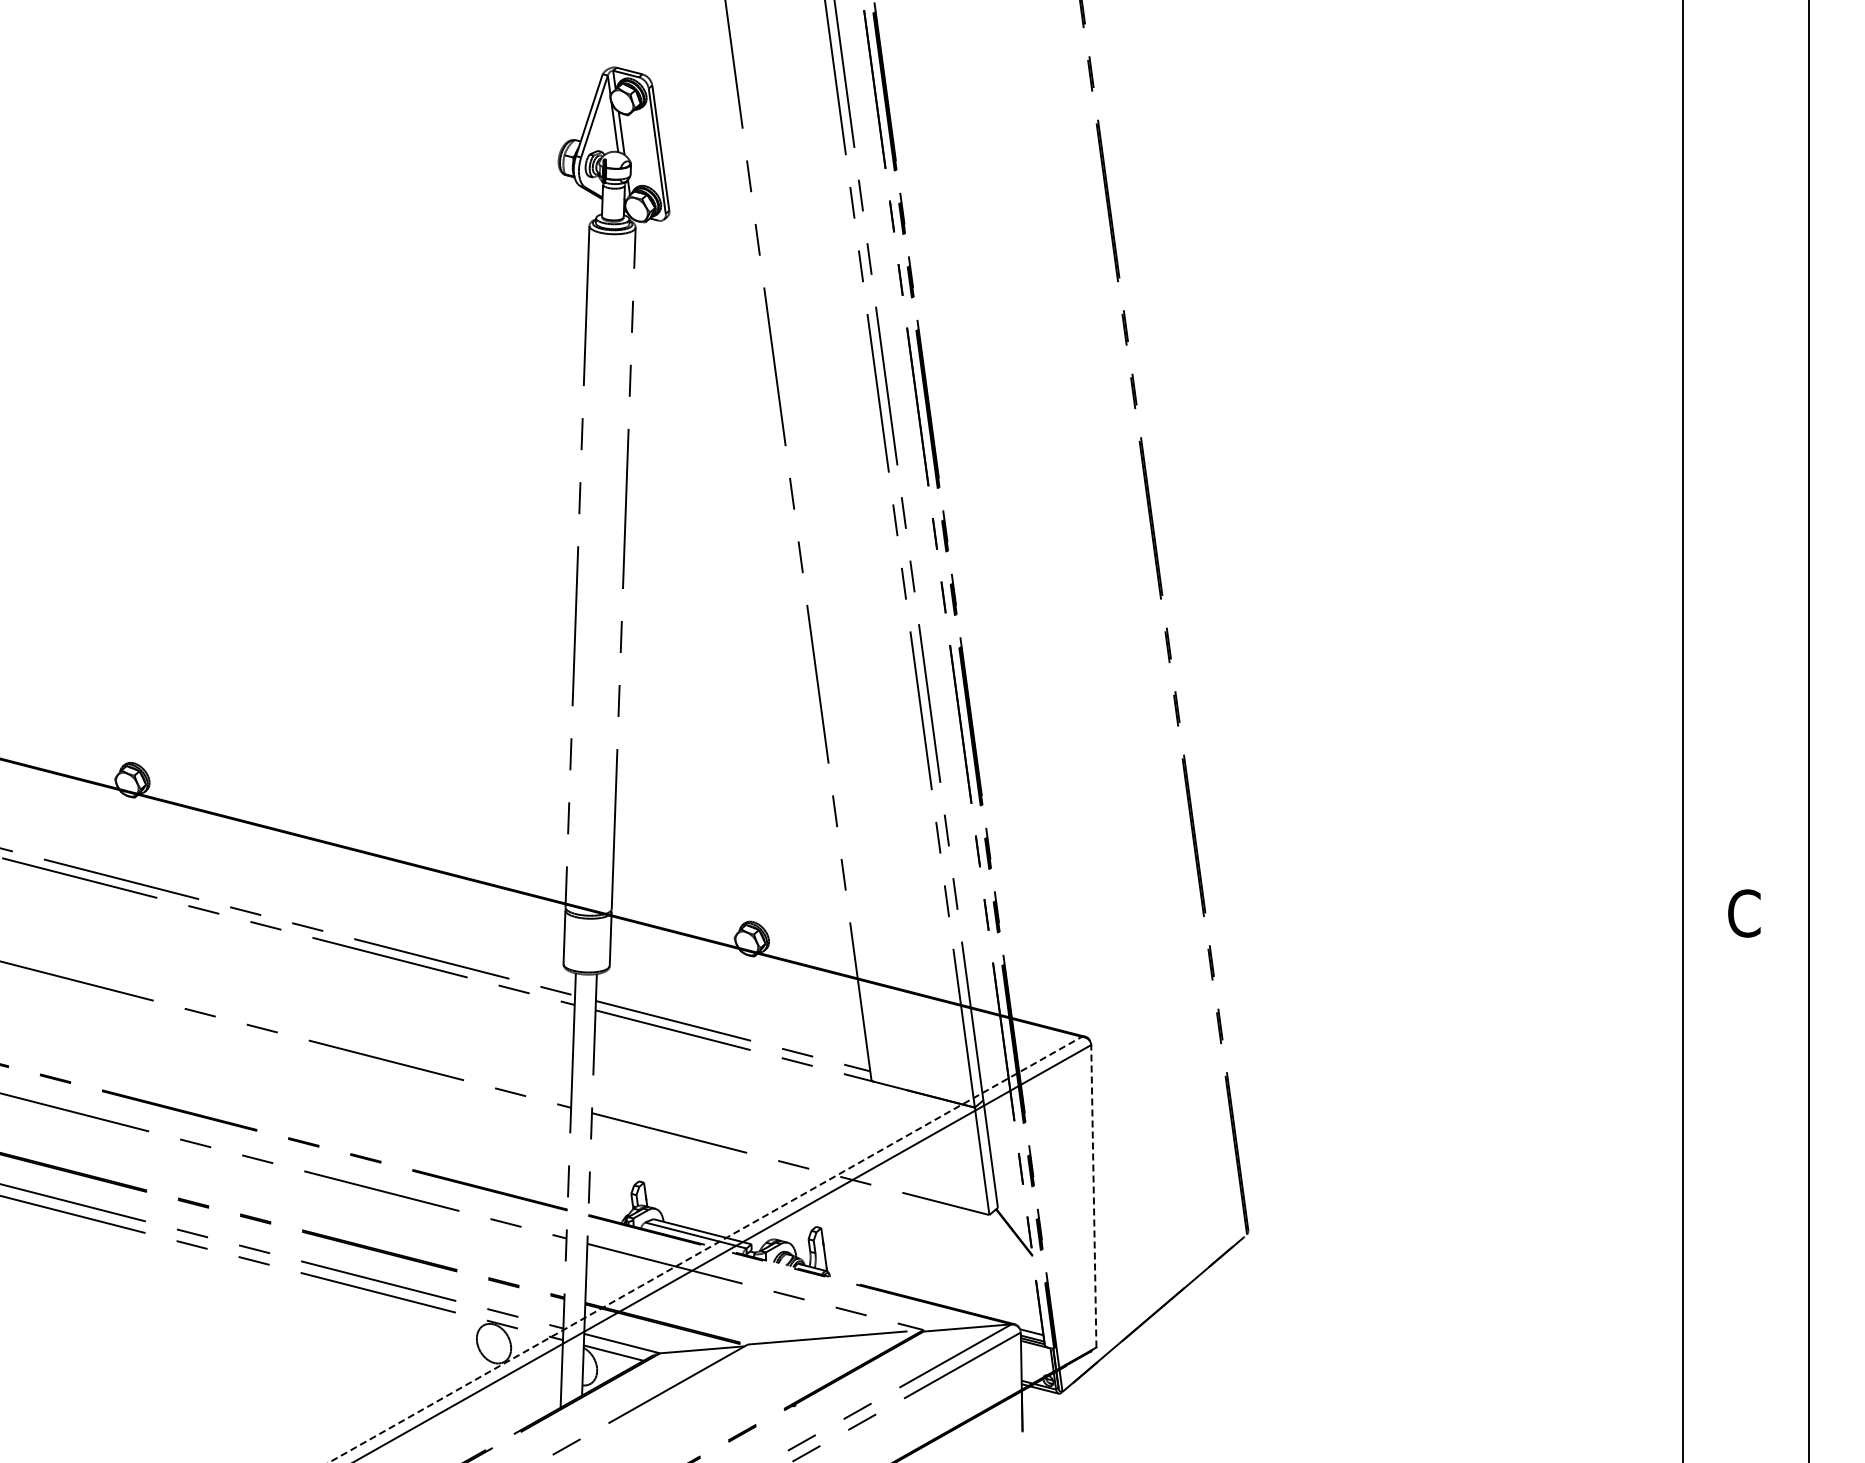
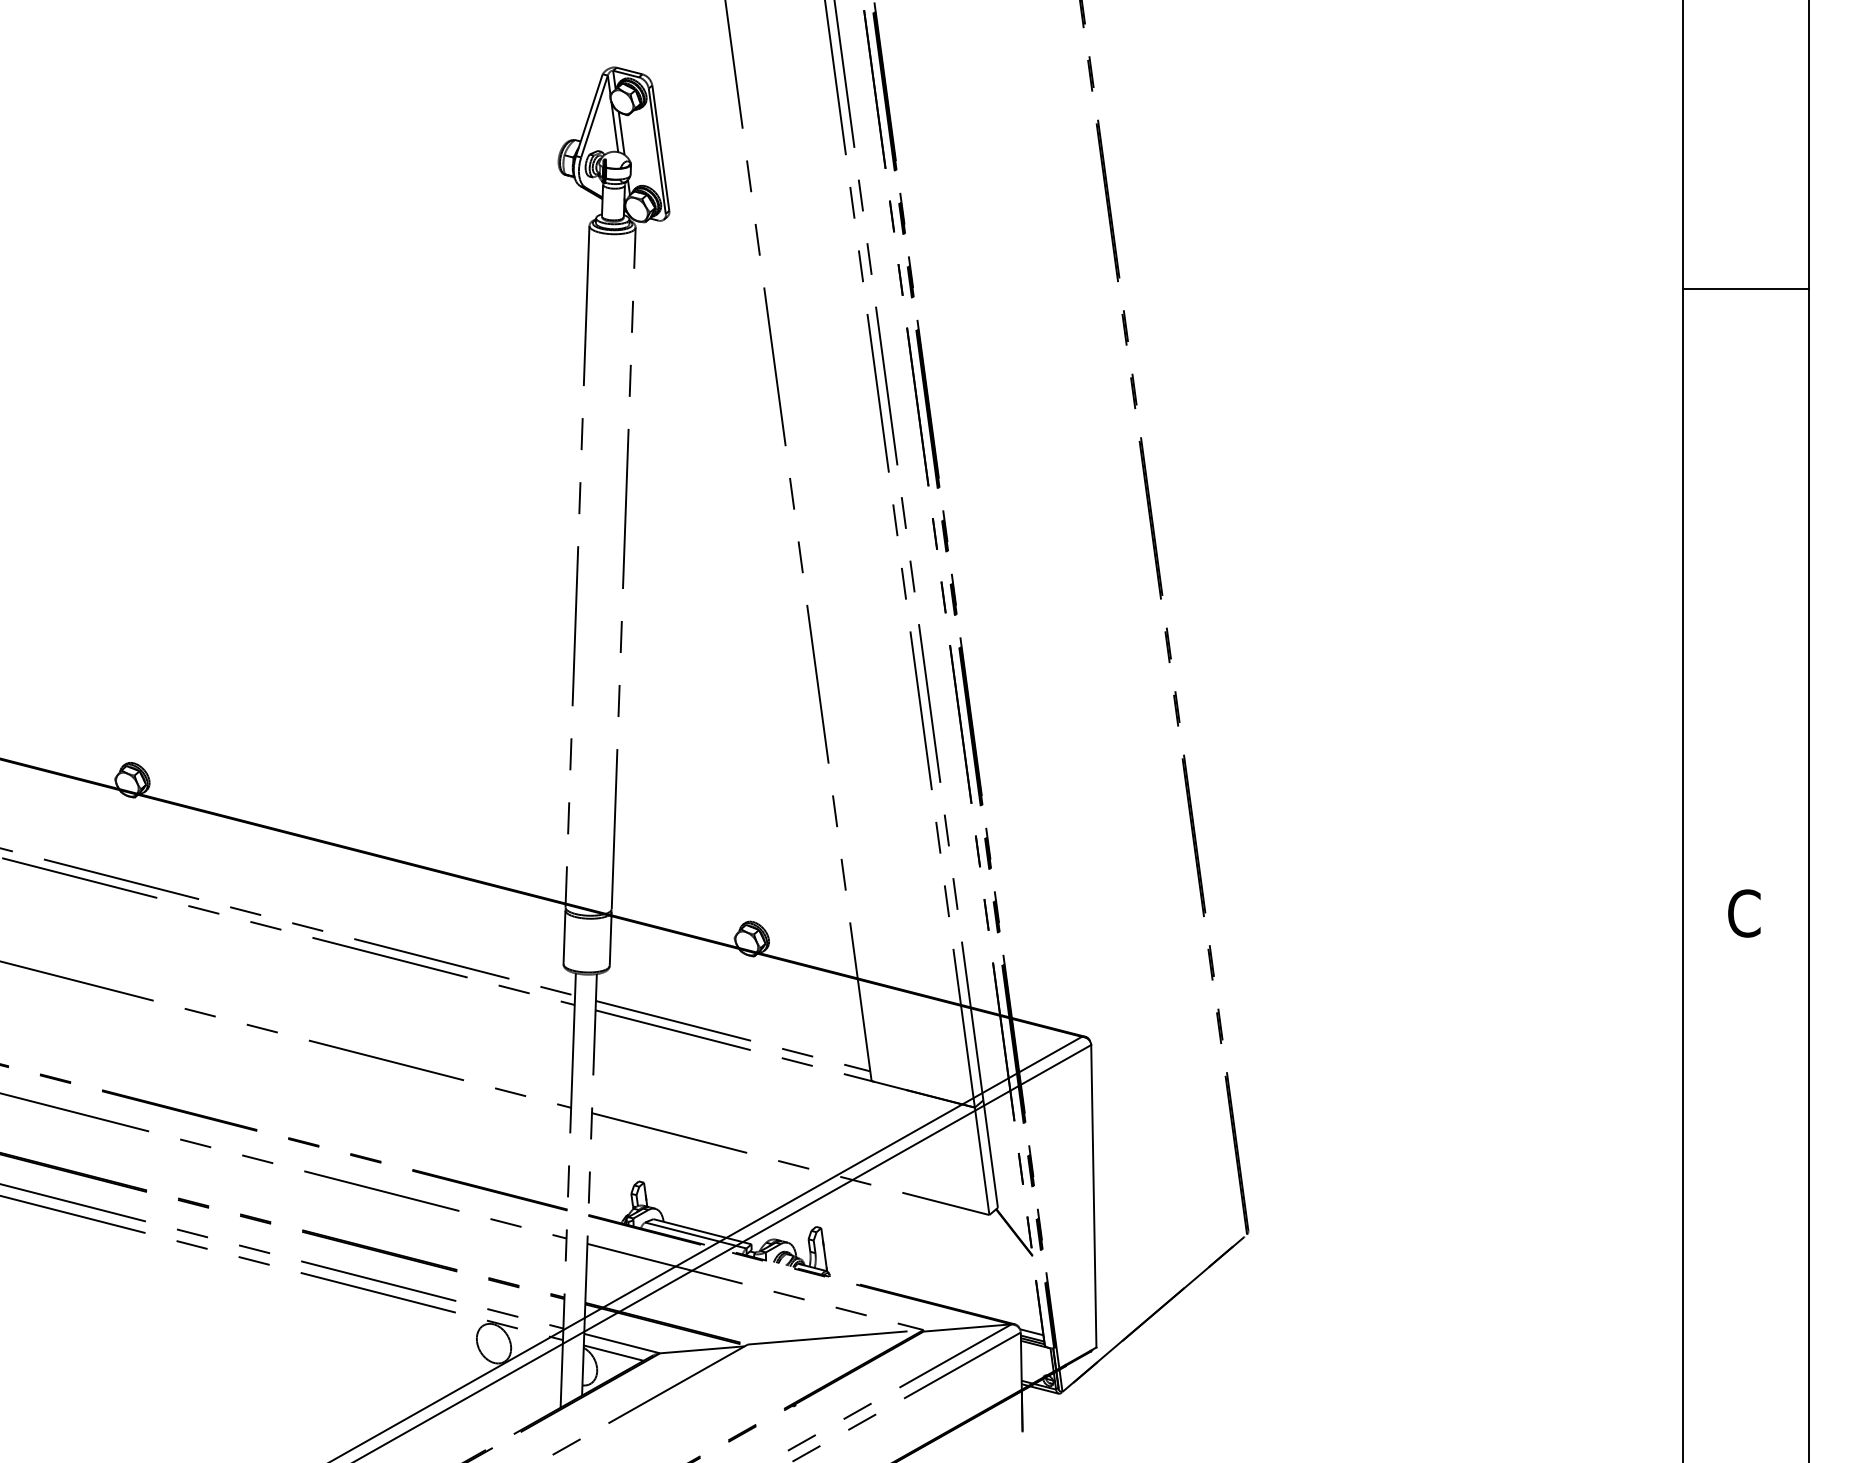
line: none -> present (1745, 289)
line: dashed -> solid (1093, 1195)
line: dashed -> solid (705, 1249)
